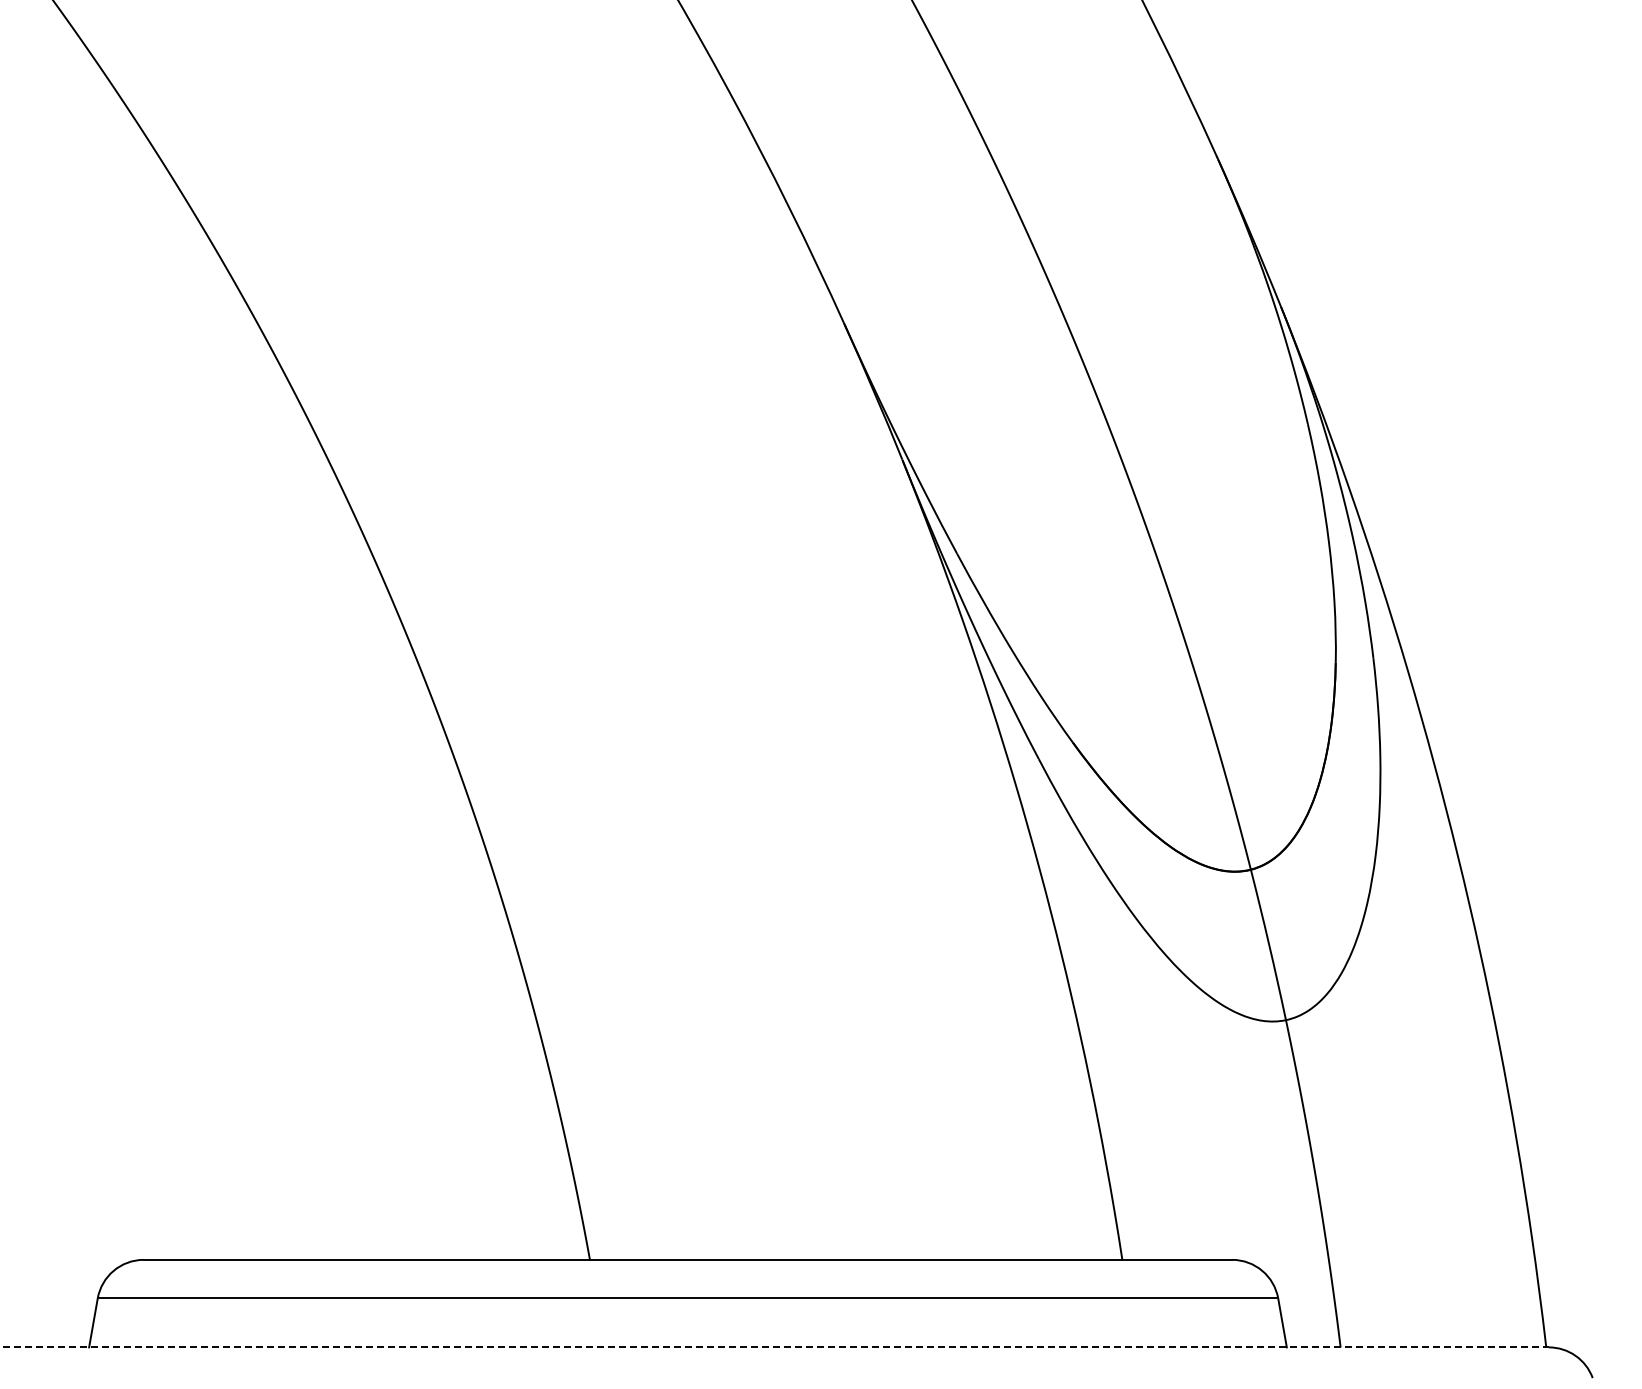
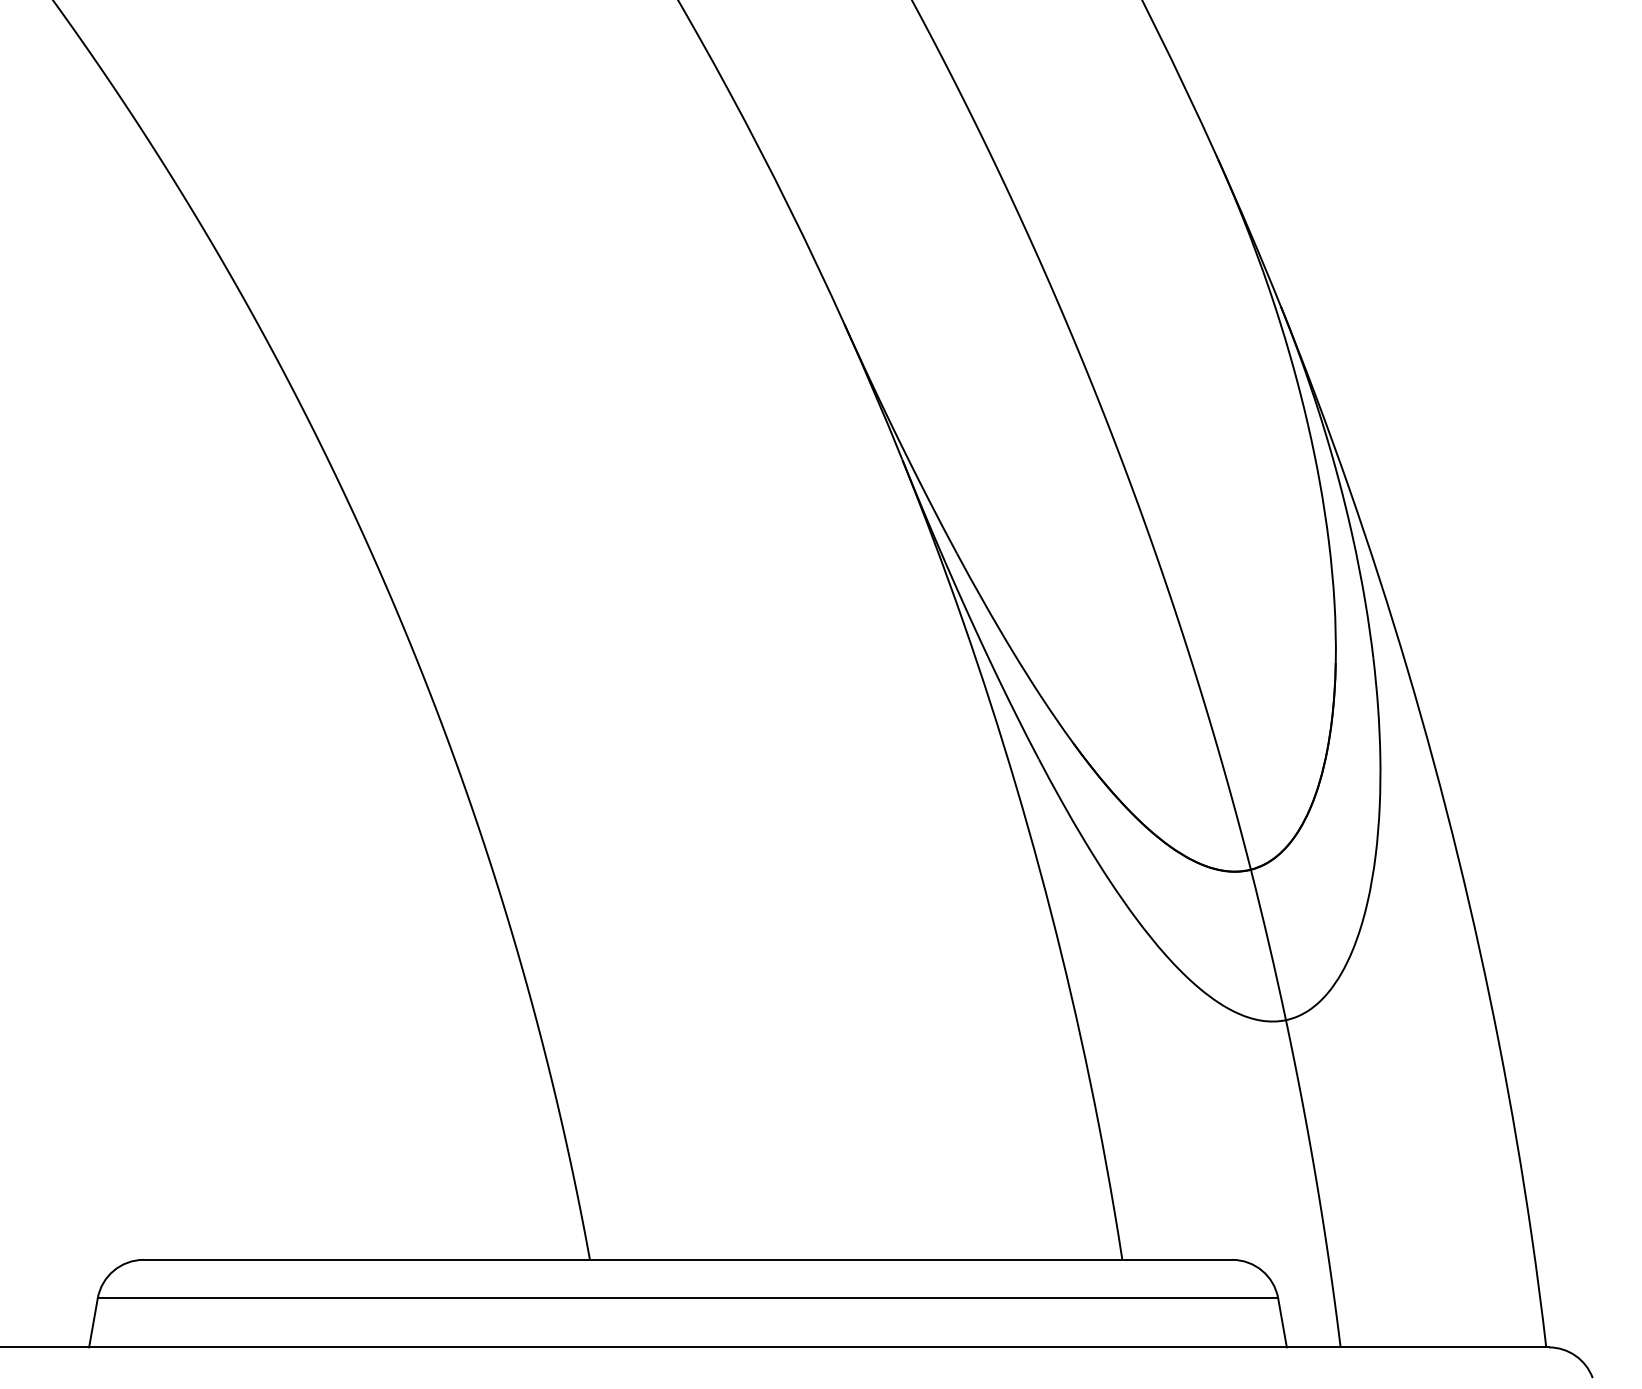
line: dashed -> solid (774, 1347)
